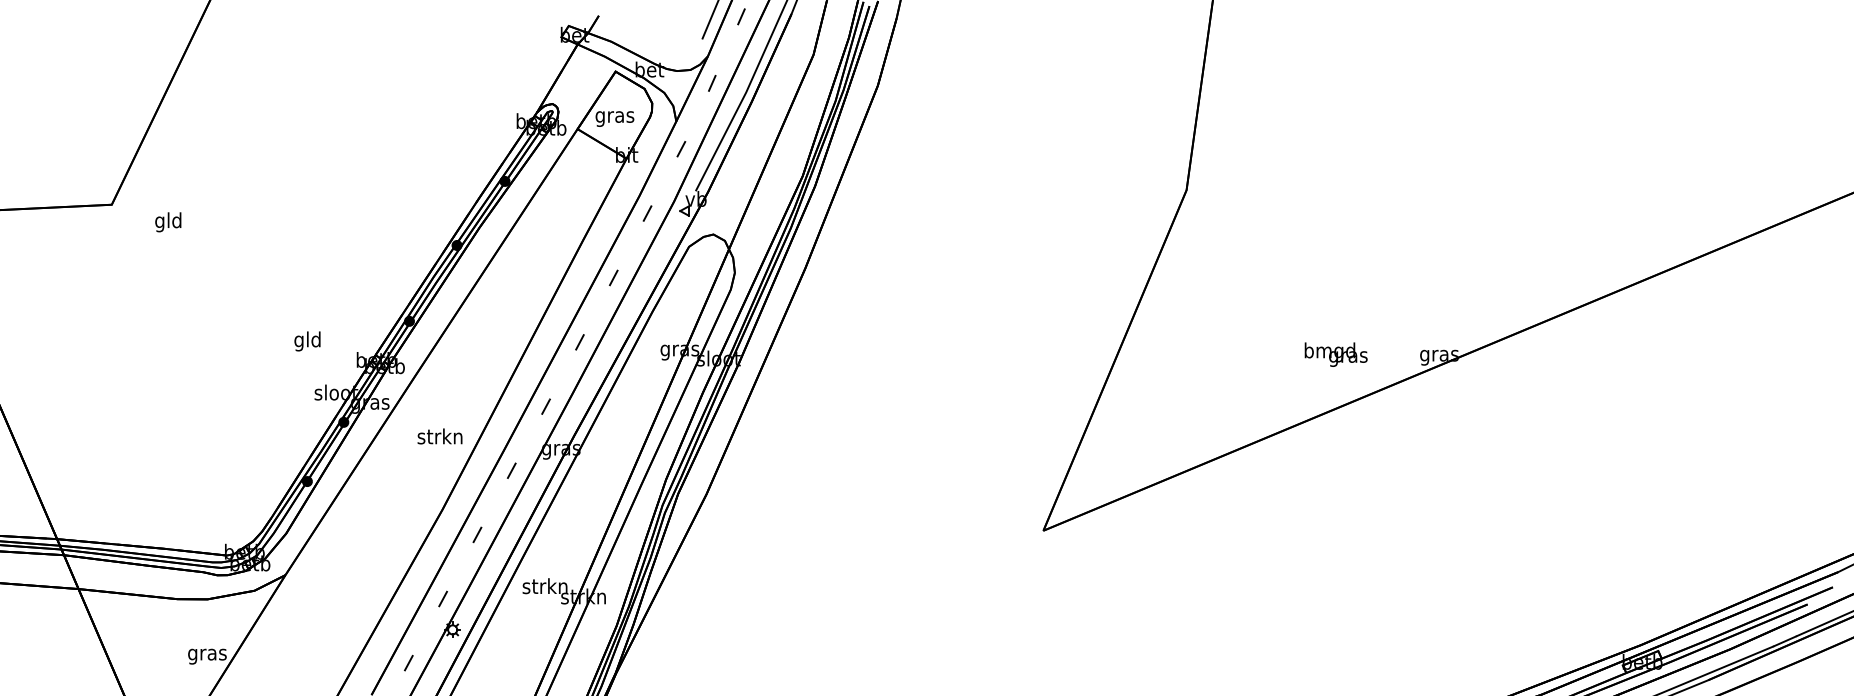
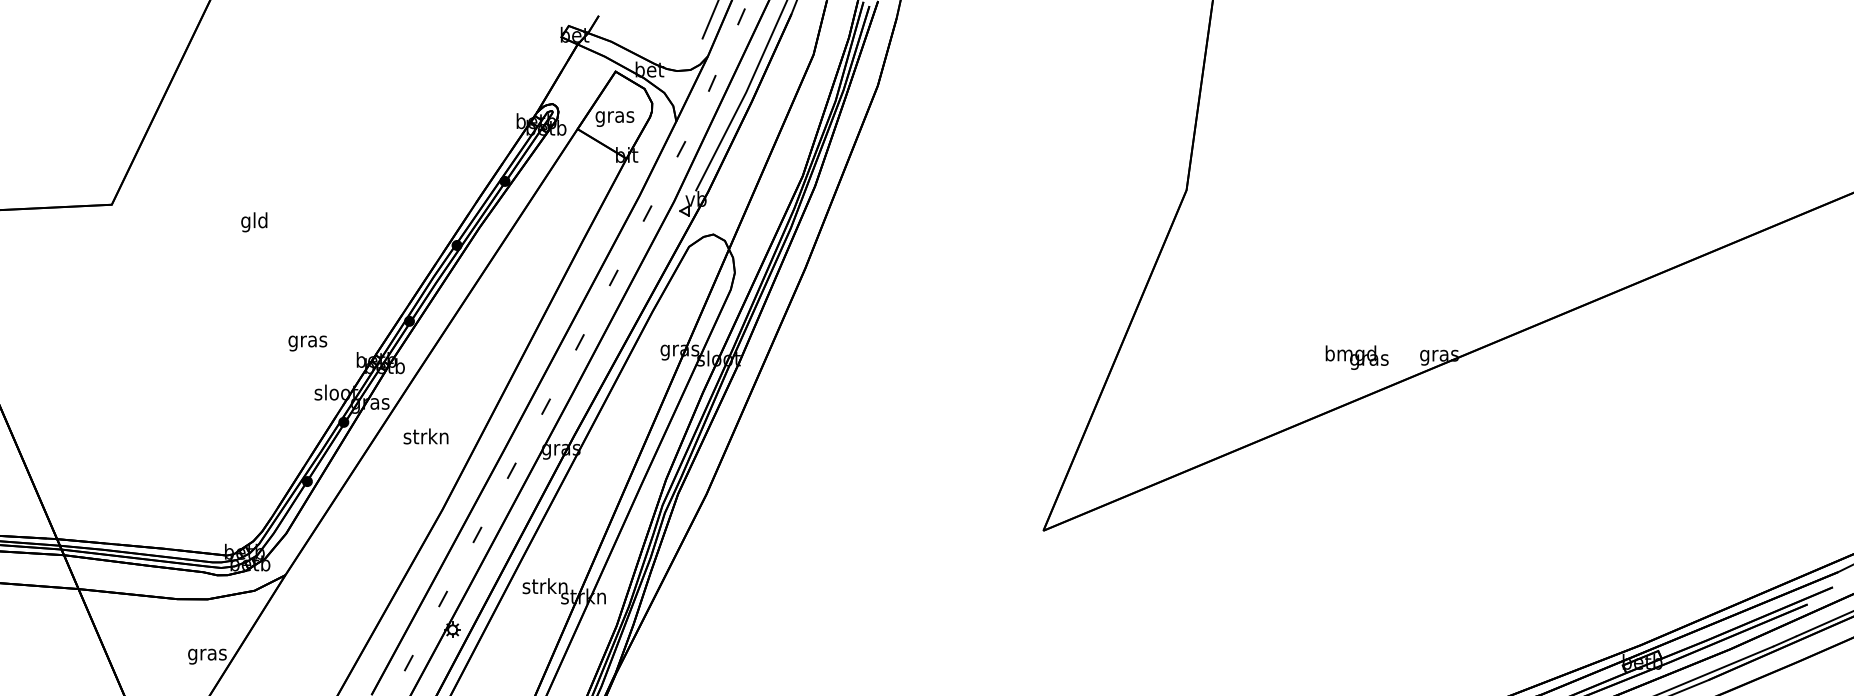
text position: (168, 222) -> (254, 222) (254, 222)
text: gld -> gras (307, 341)
text position: (1335, 354) -> (1356, 357) (1356, 357)
text position: (439, 436) -> (425, 436) (425, 436)
